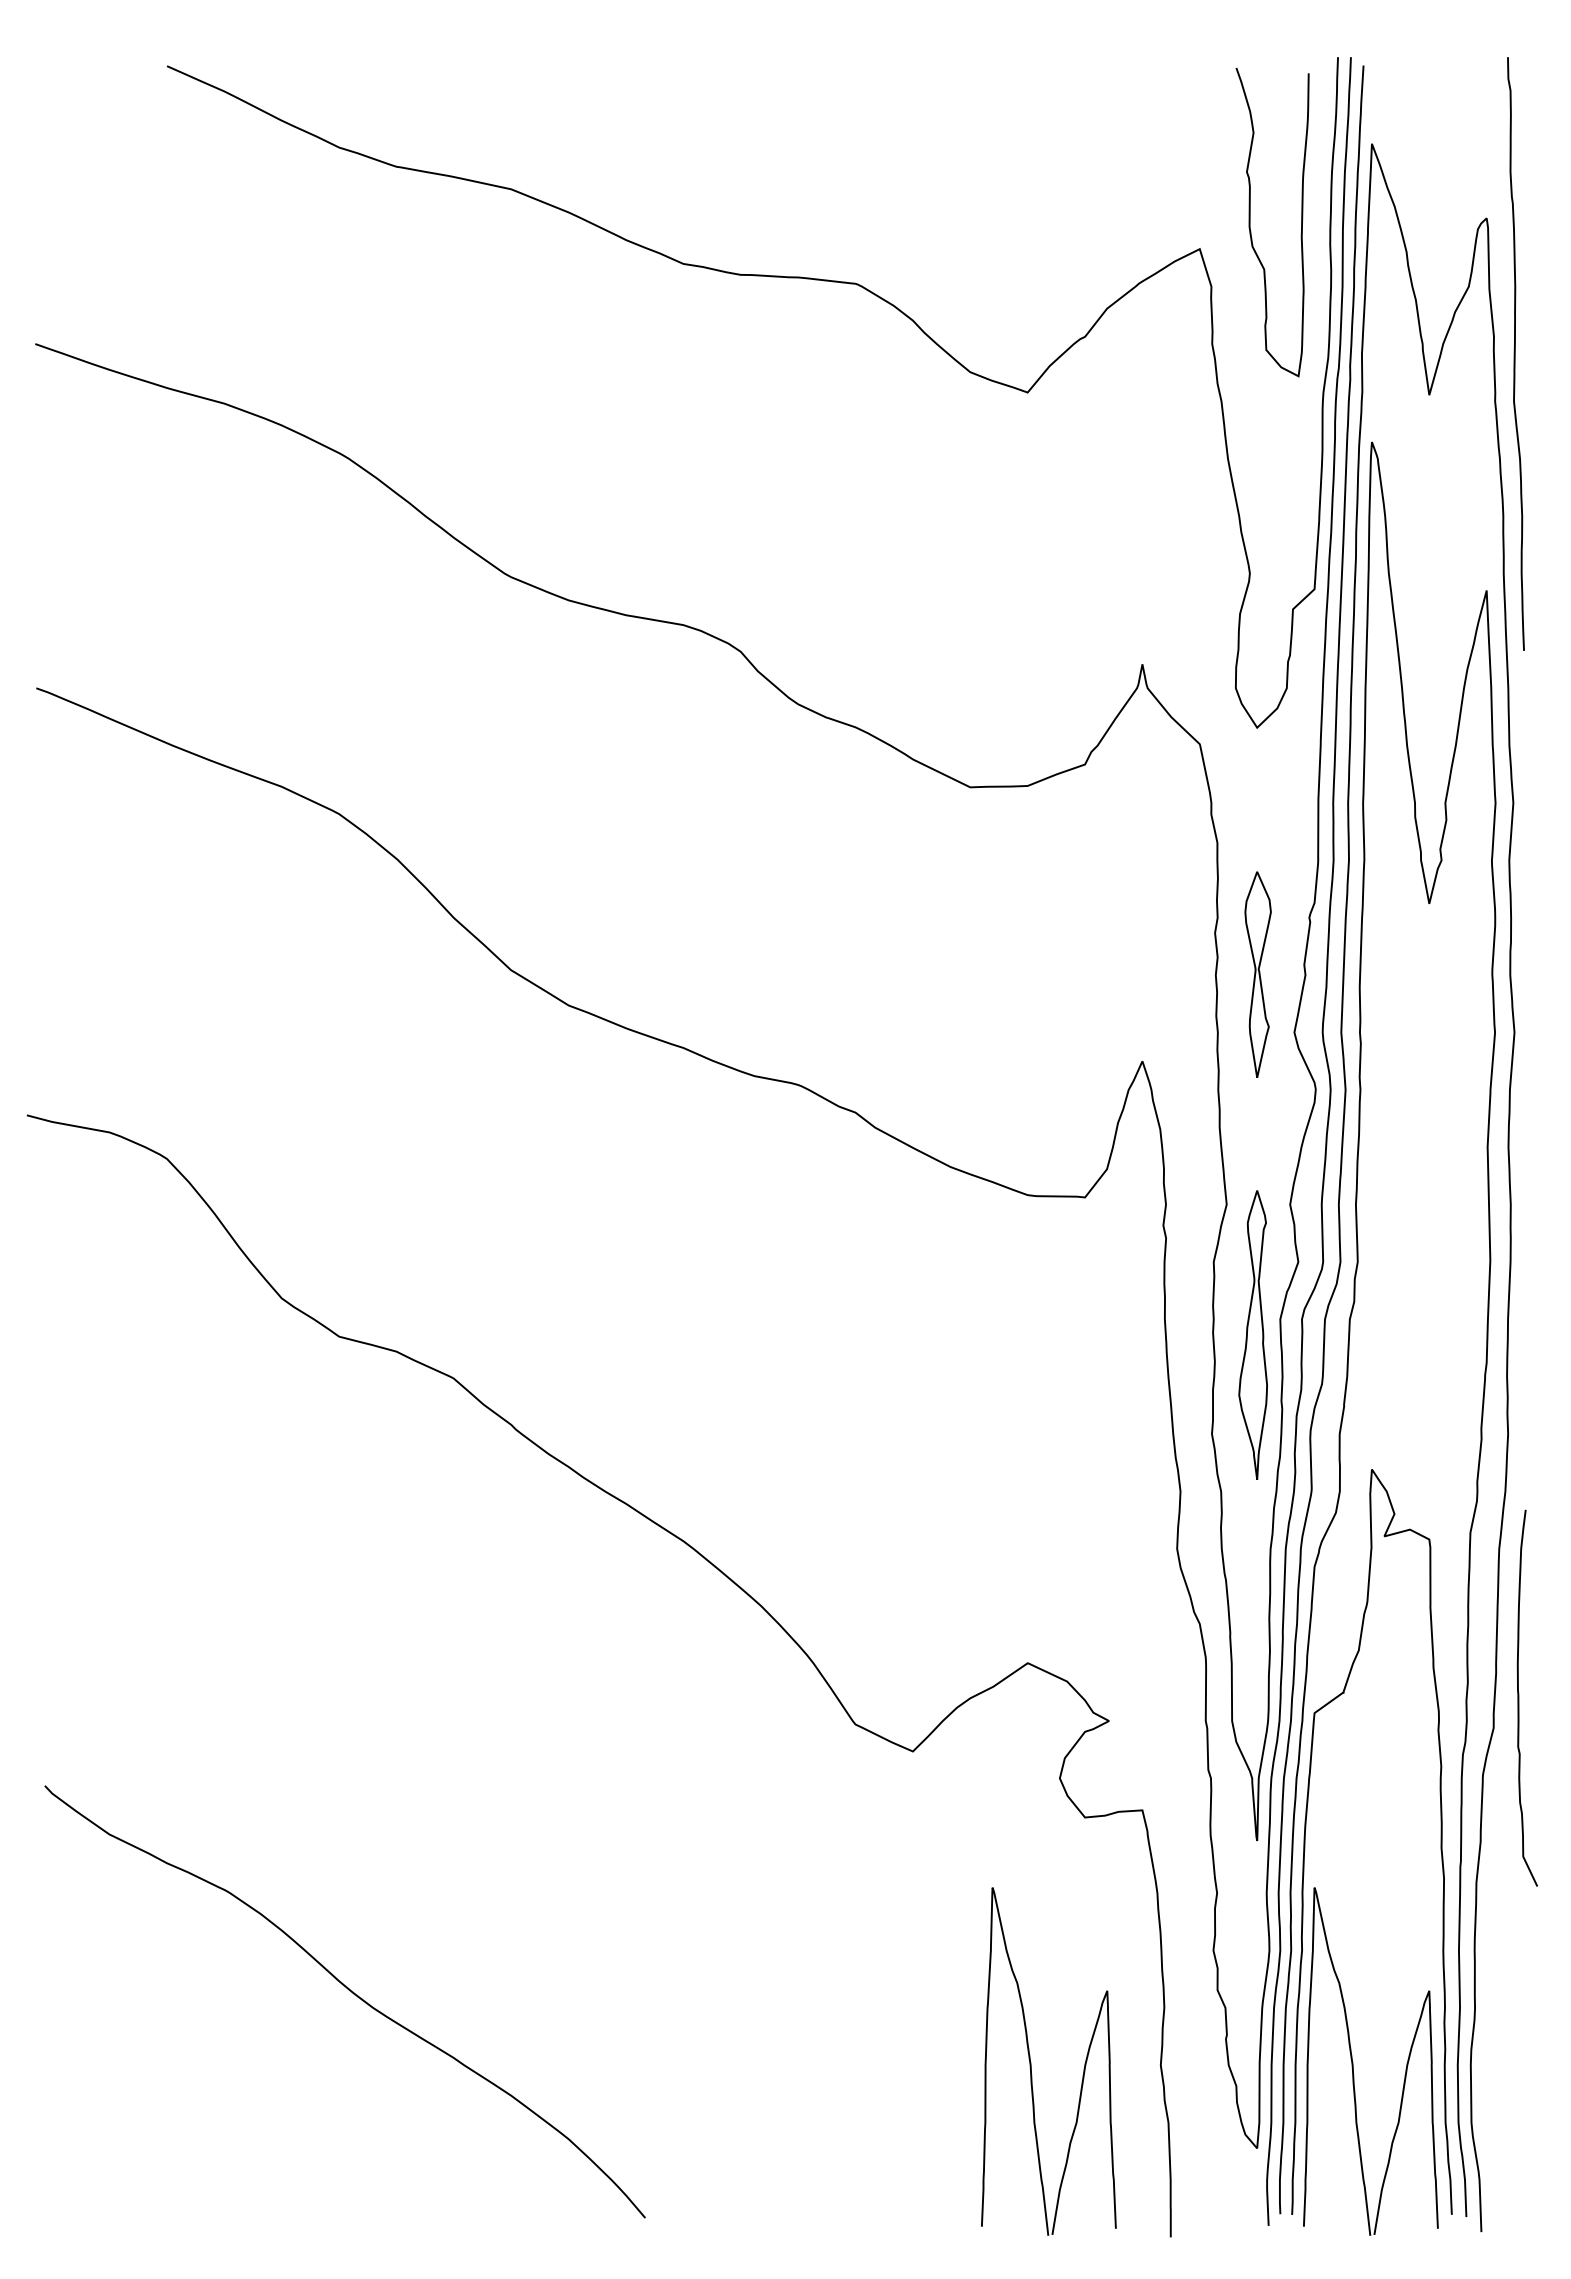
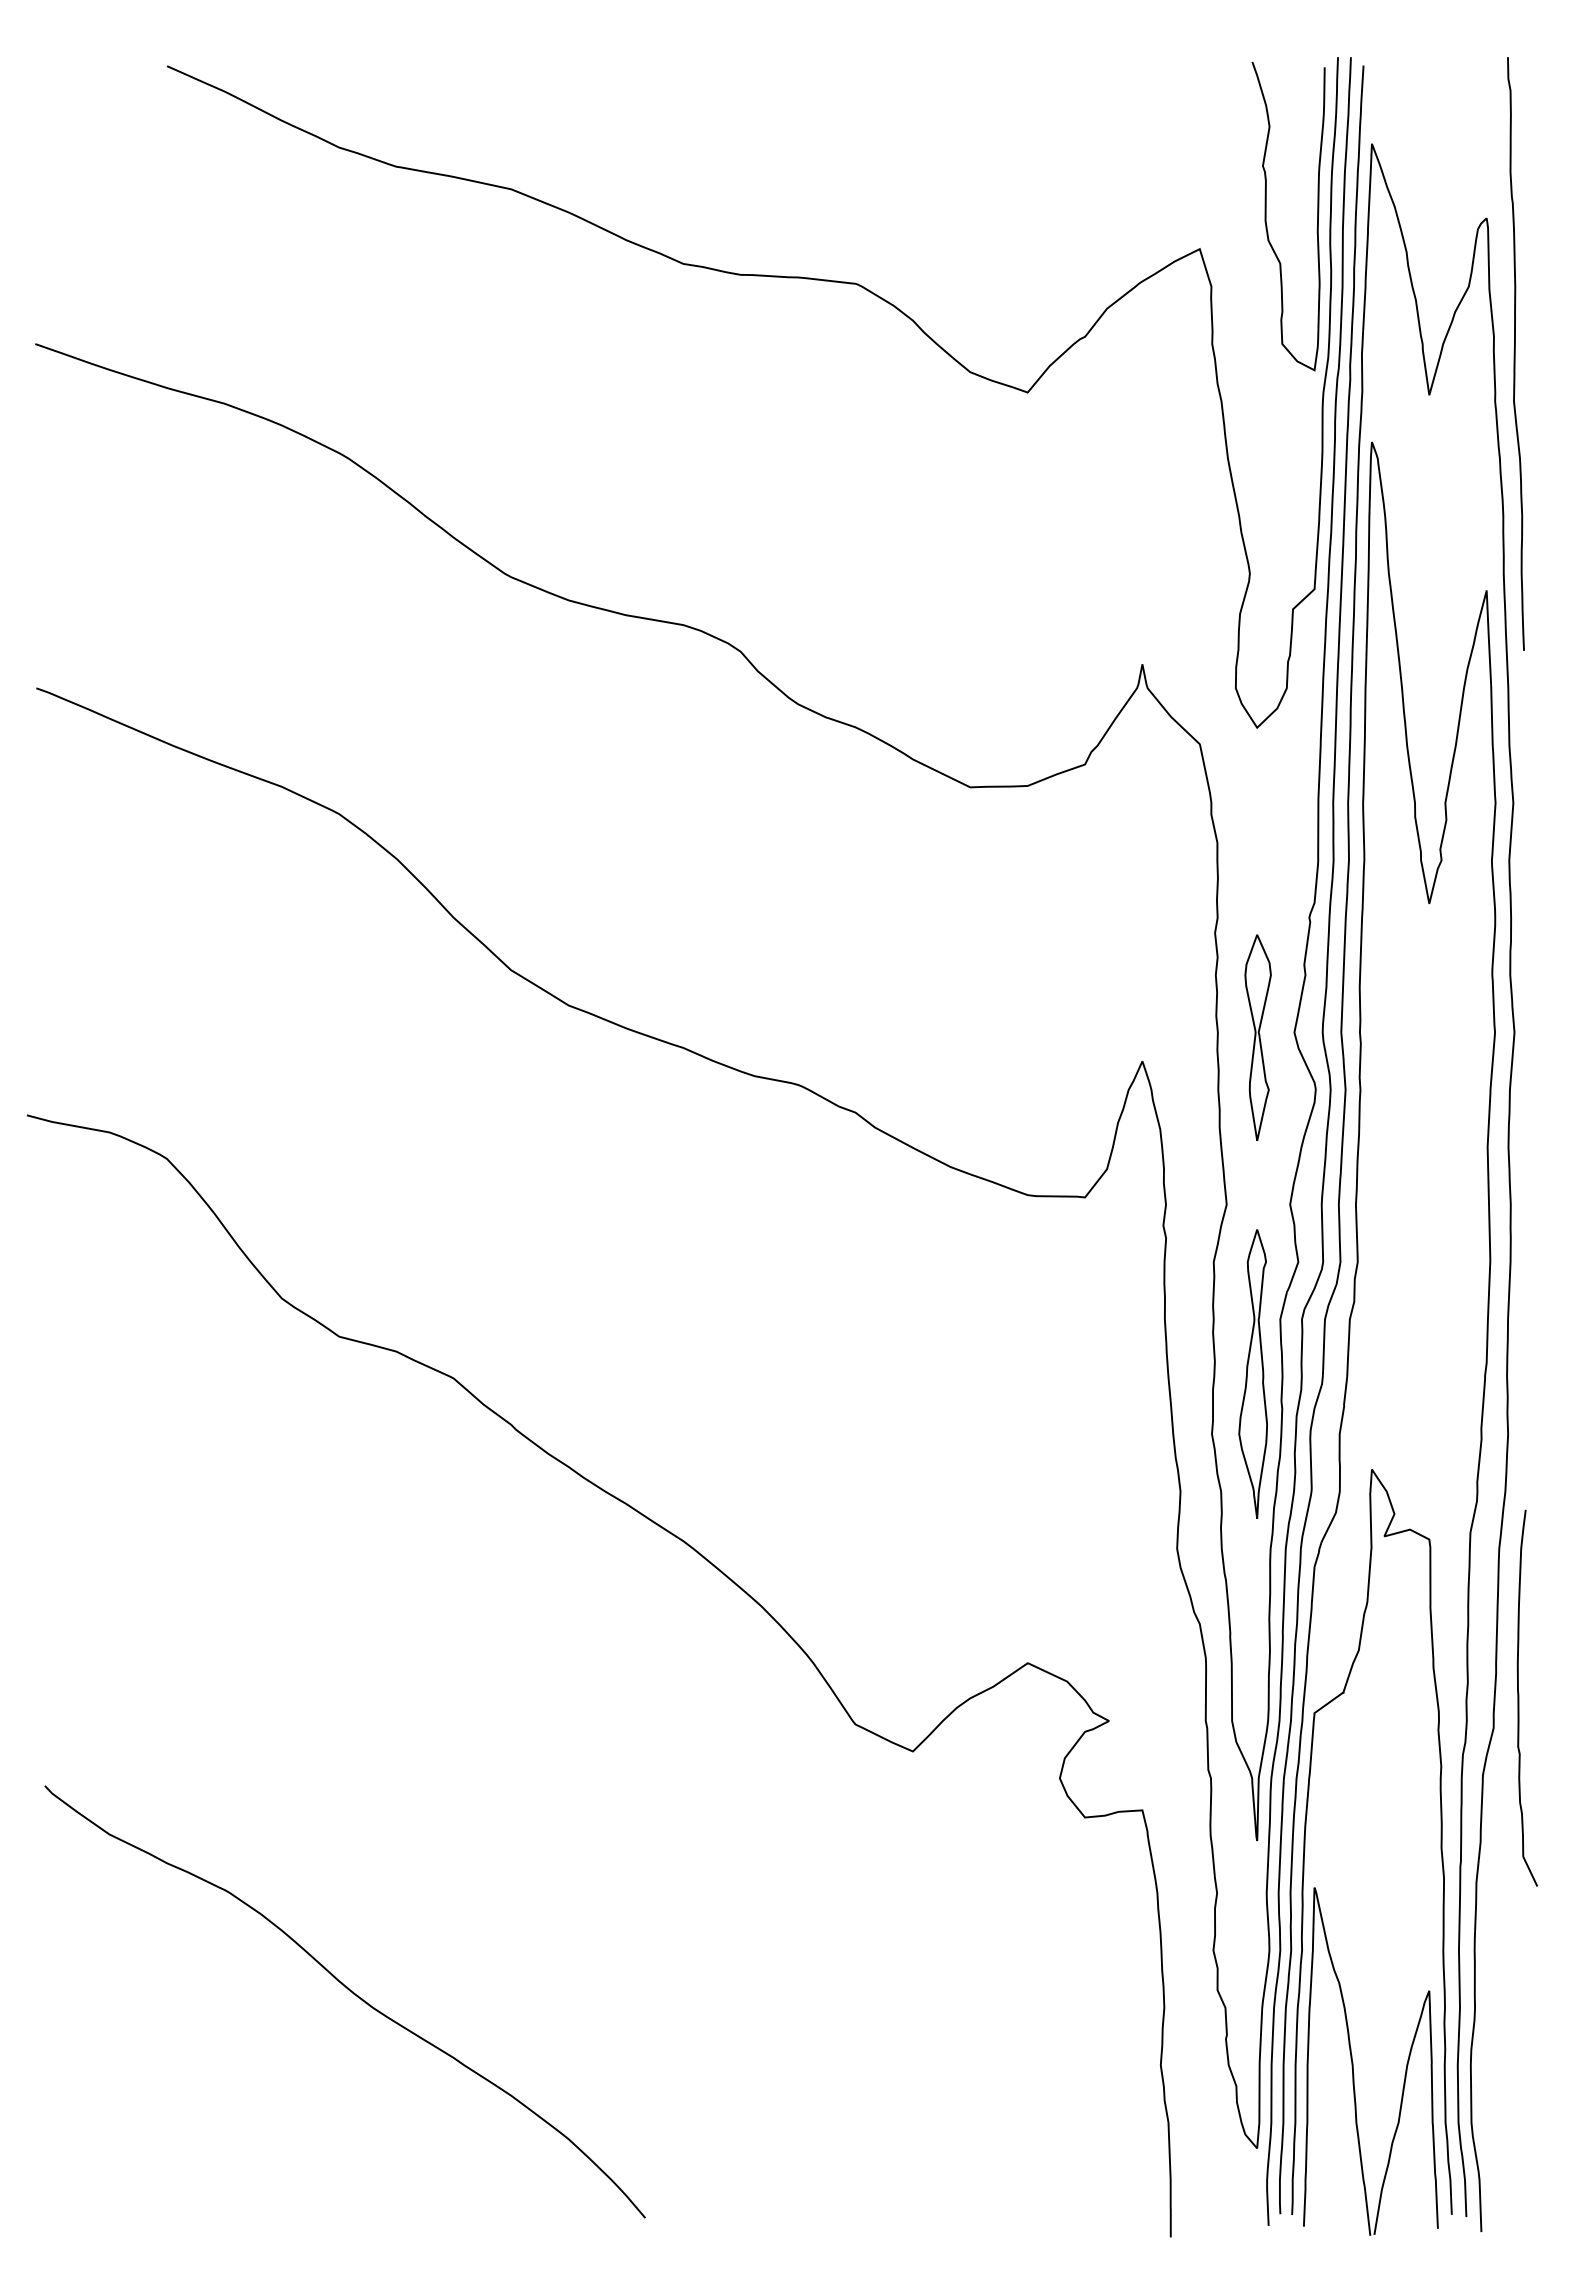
curve position: (1250, 222) -> (1266, 216) (1266, 216)
part position: (1257, 974) -> (1257, 1037) (1257, 1037)
part position: (1252, 1334) -> (1252, 1373) (1252, 1373)
part: present -> none (1031, 2062)
